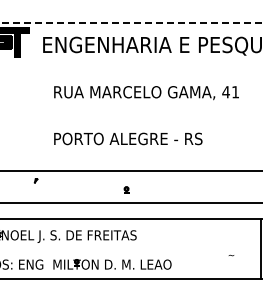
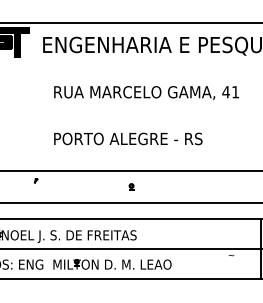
line: dashed -> solid (131, 23)
part position: (126, 189) -> (131, 186) (131, 186)
line: none -> present (130, 249)
